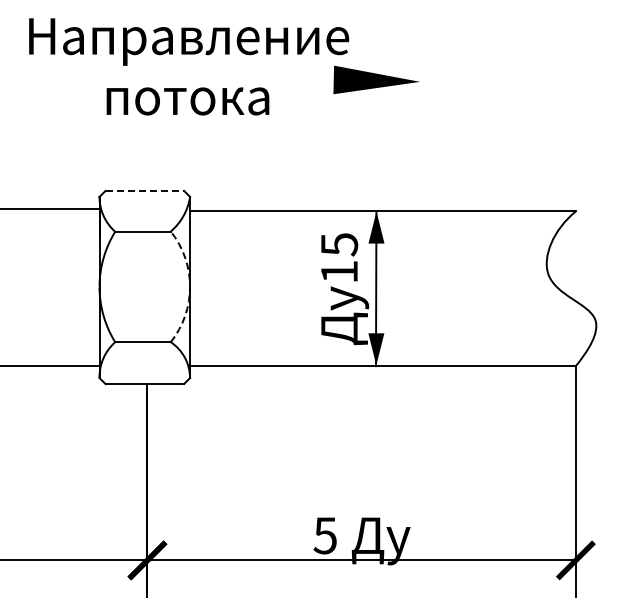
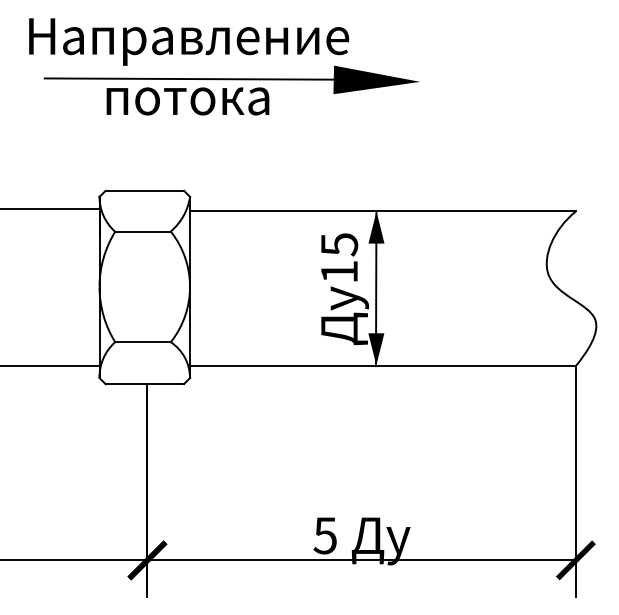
line: none -> present (188, 78)
line: dashed -> solid (145, 190)
arc: dashed -> solid (190, 286)
